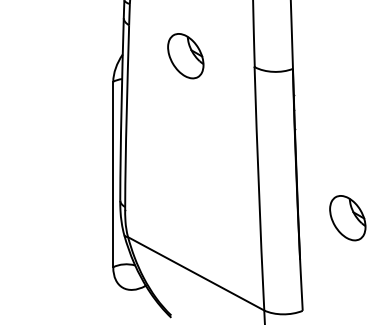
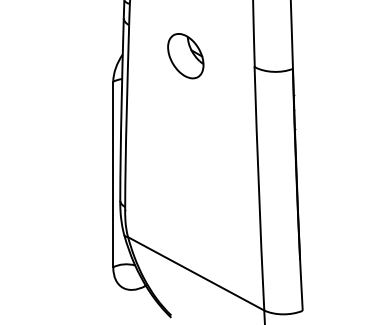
part: present -> none (347, 218)
